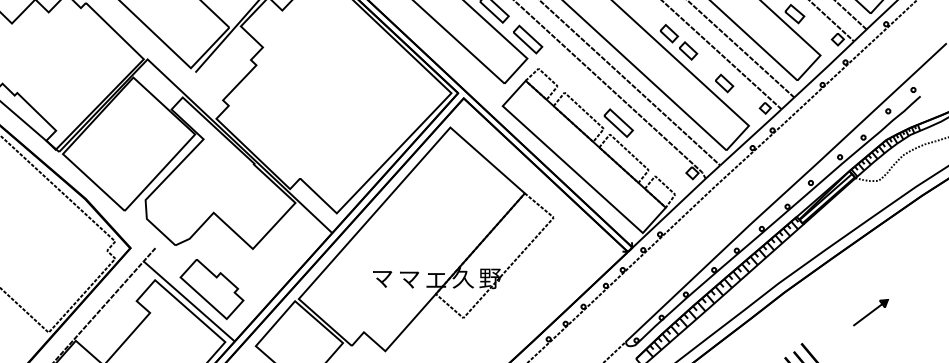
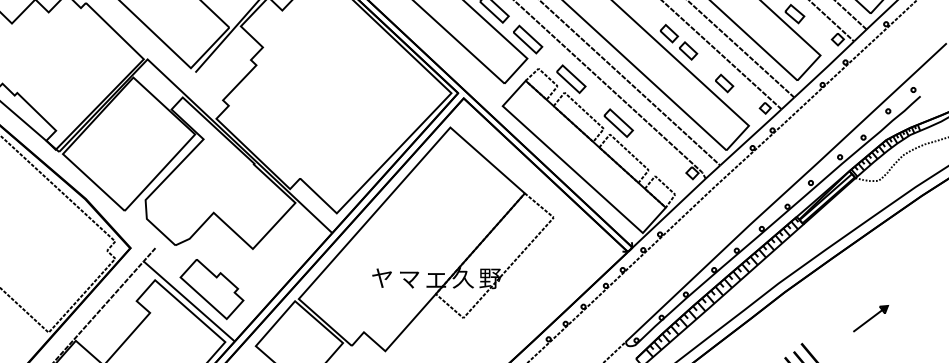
part: none -> present (571, 78)
text: マ -> ヤ (382, 277)
part position: (871, 312) -> (871, 318) (871, 318)
